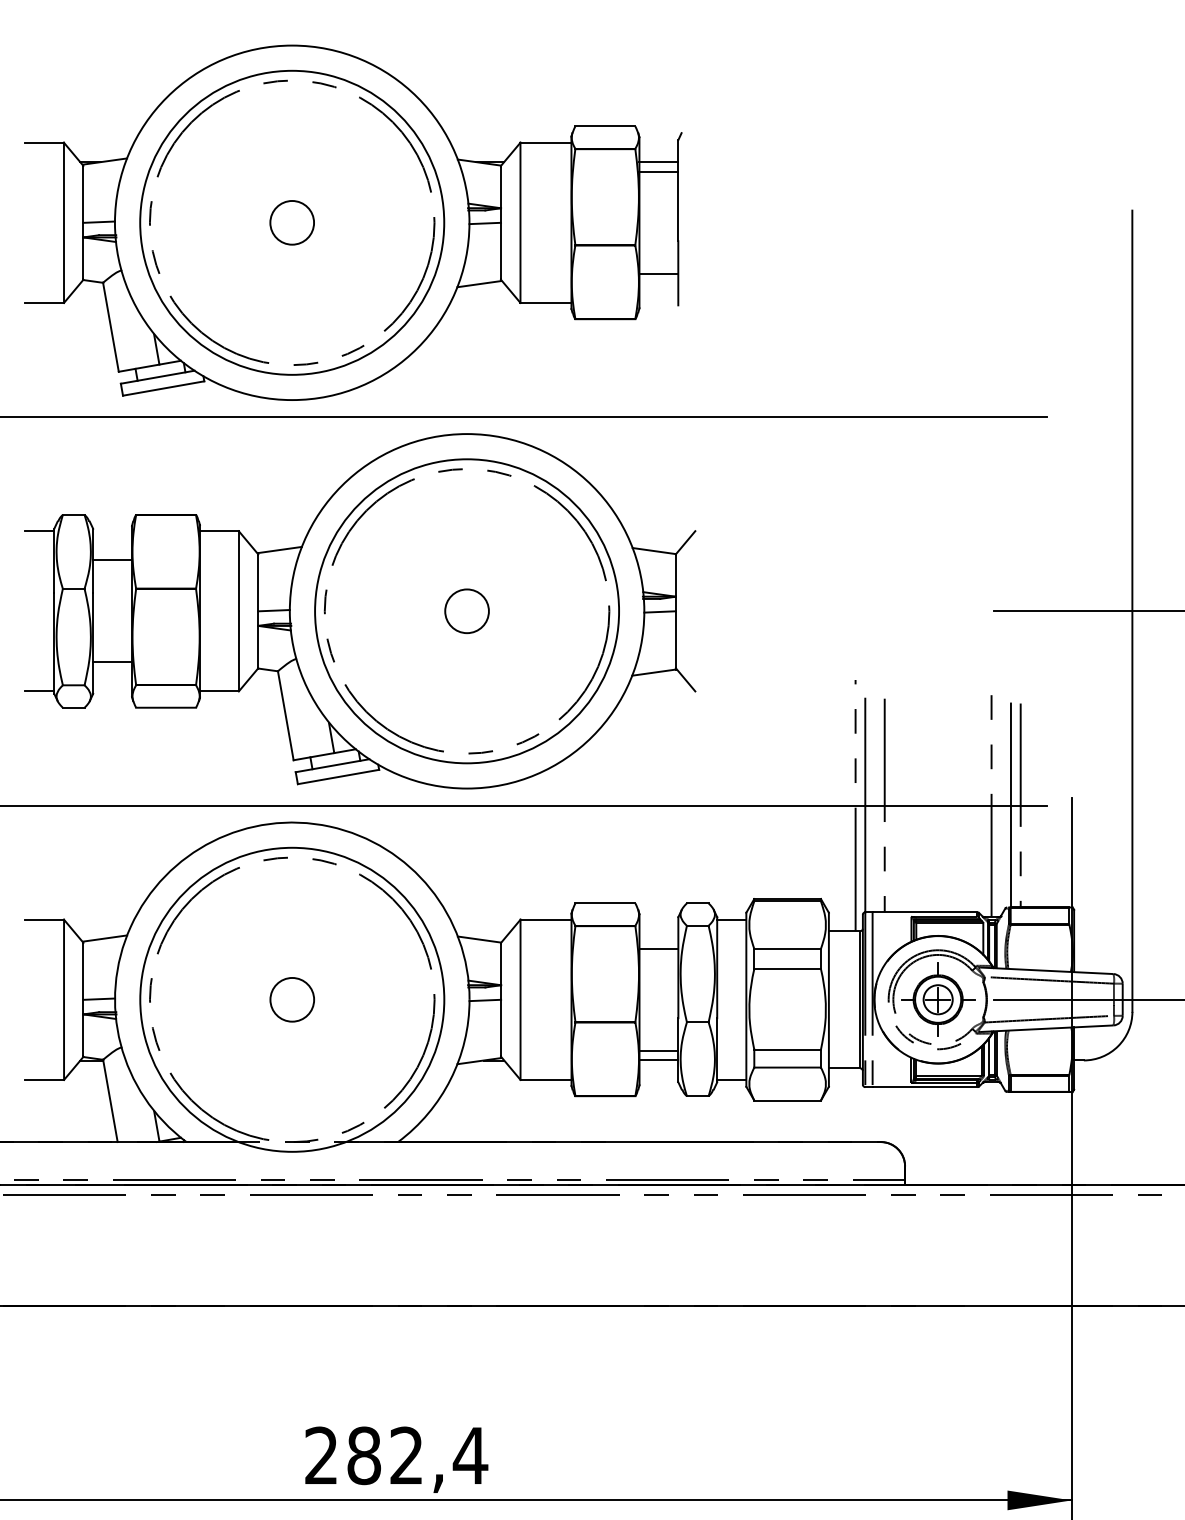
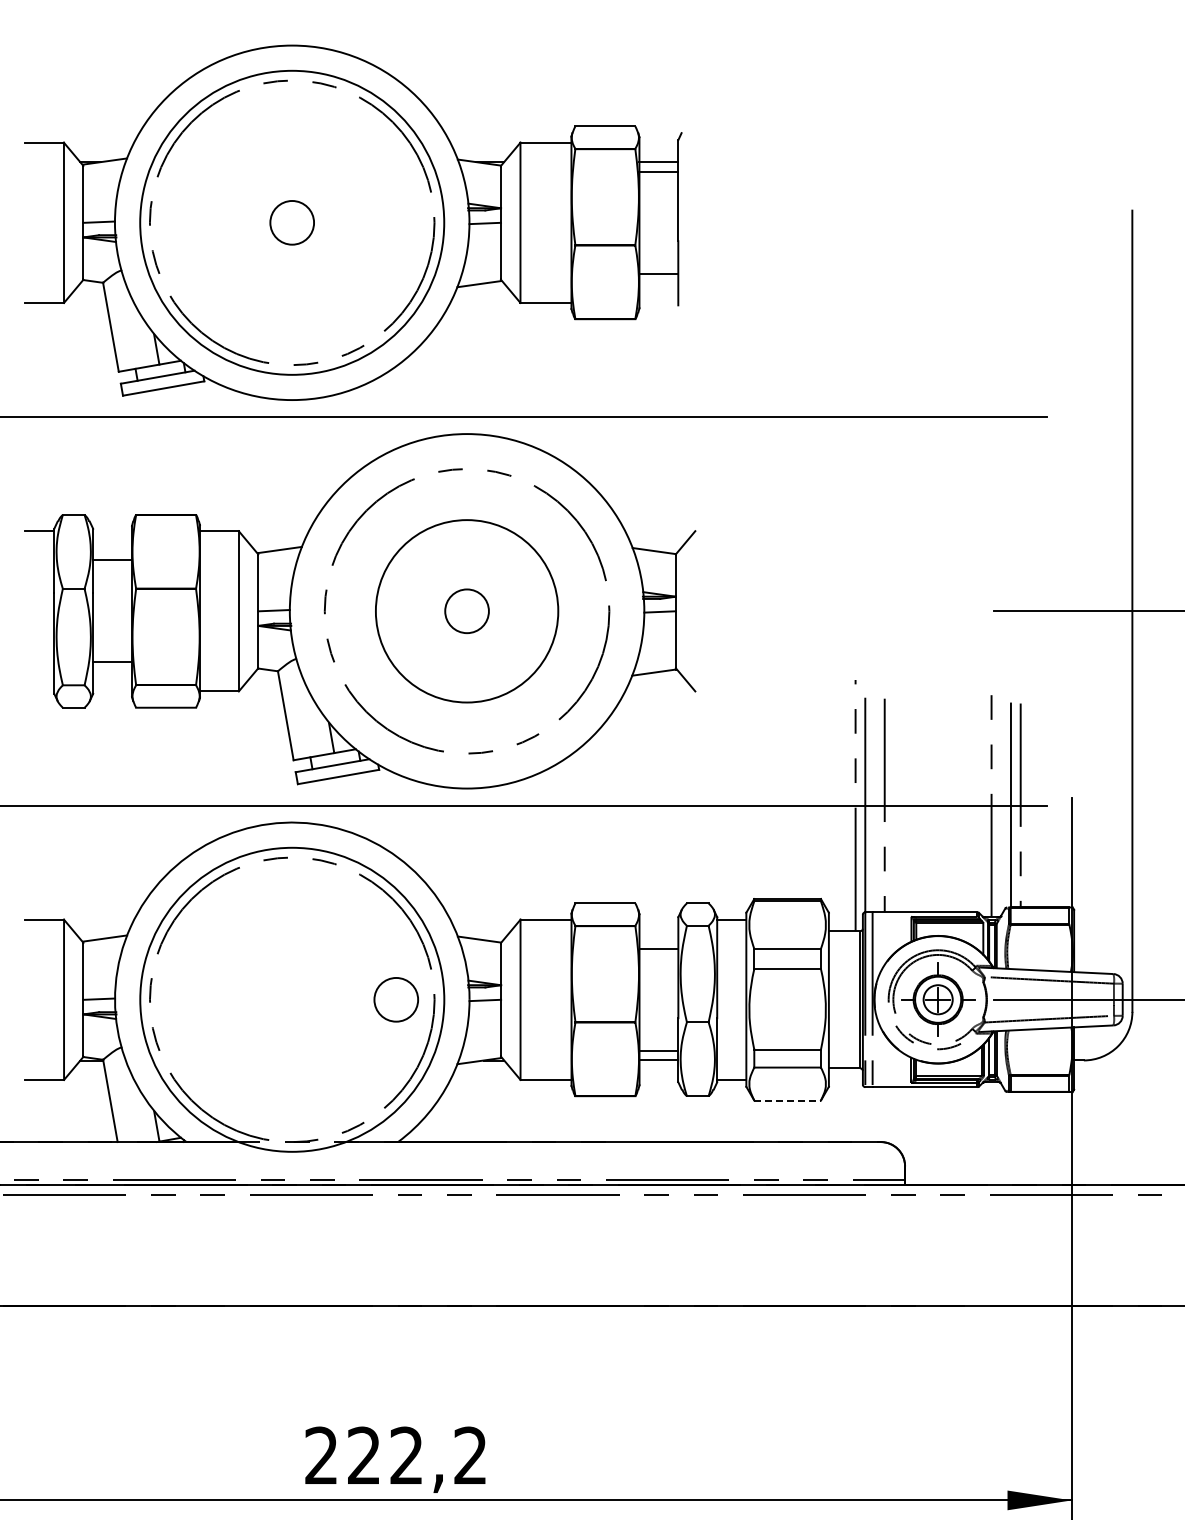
circle diameter: 304 px -> 182 px (466, 611)
line: present -> none (39, 691)
circle position: (291, 999) -> (395, 999) (395, 999)
line: solid -> dashed (788, 1100)
text: 282,4 -> 222,2 (417, 1455)
